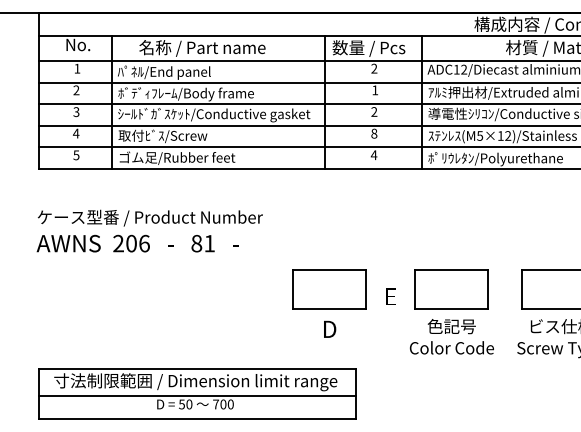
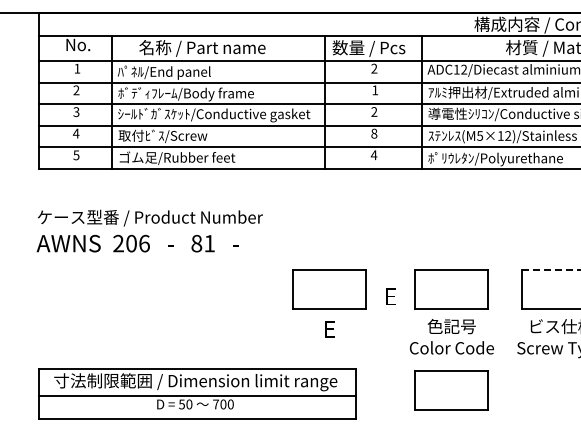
line: solid -> dashed (551, 270)
text: D -> E (330, 328)
part: none -> present (451, 390)
